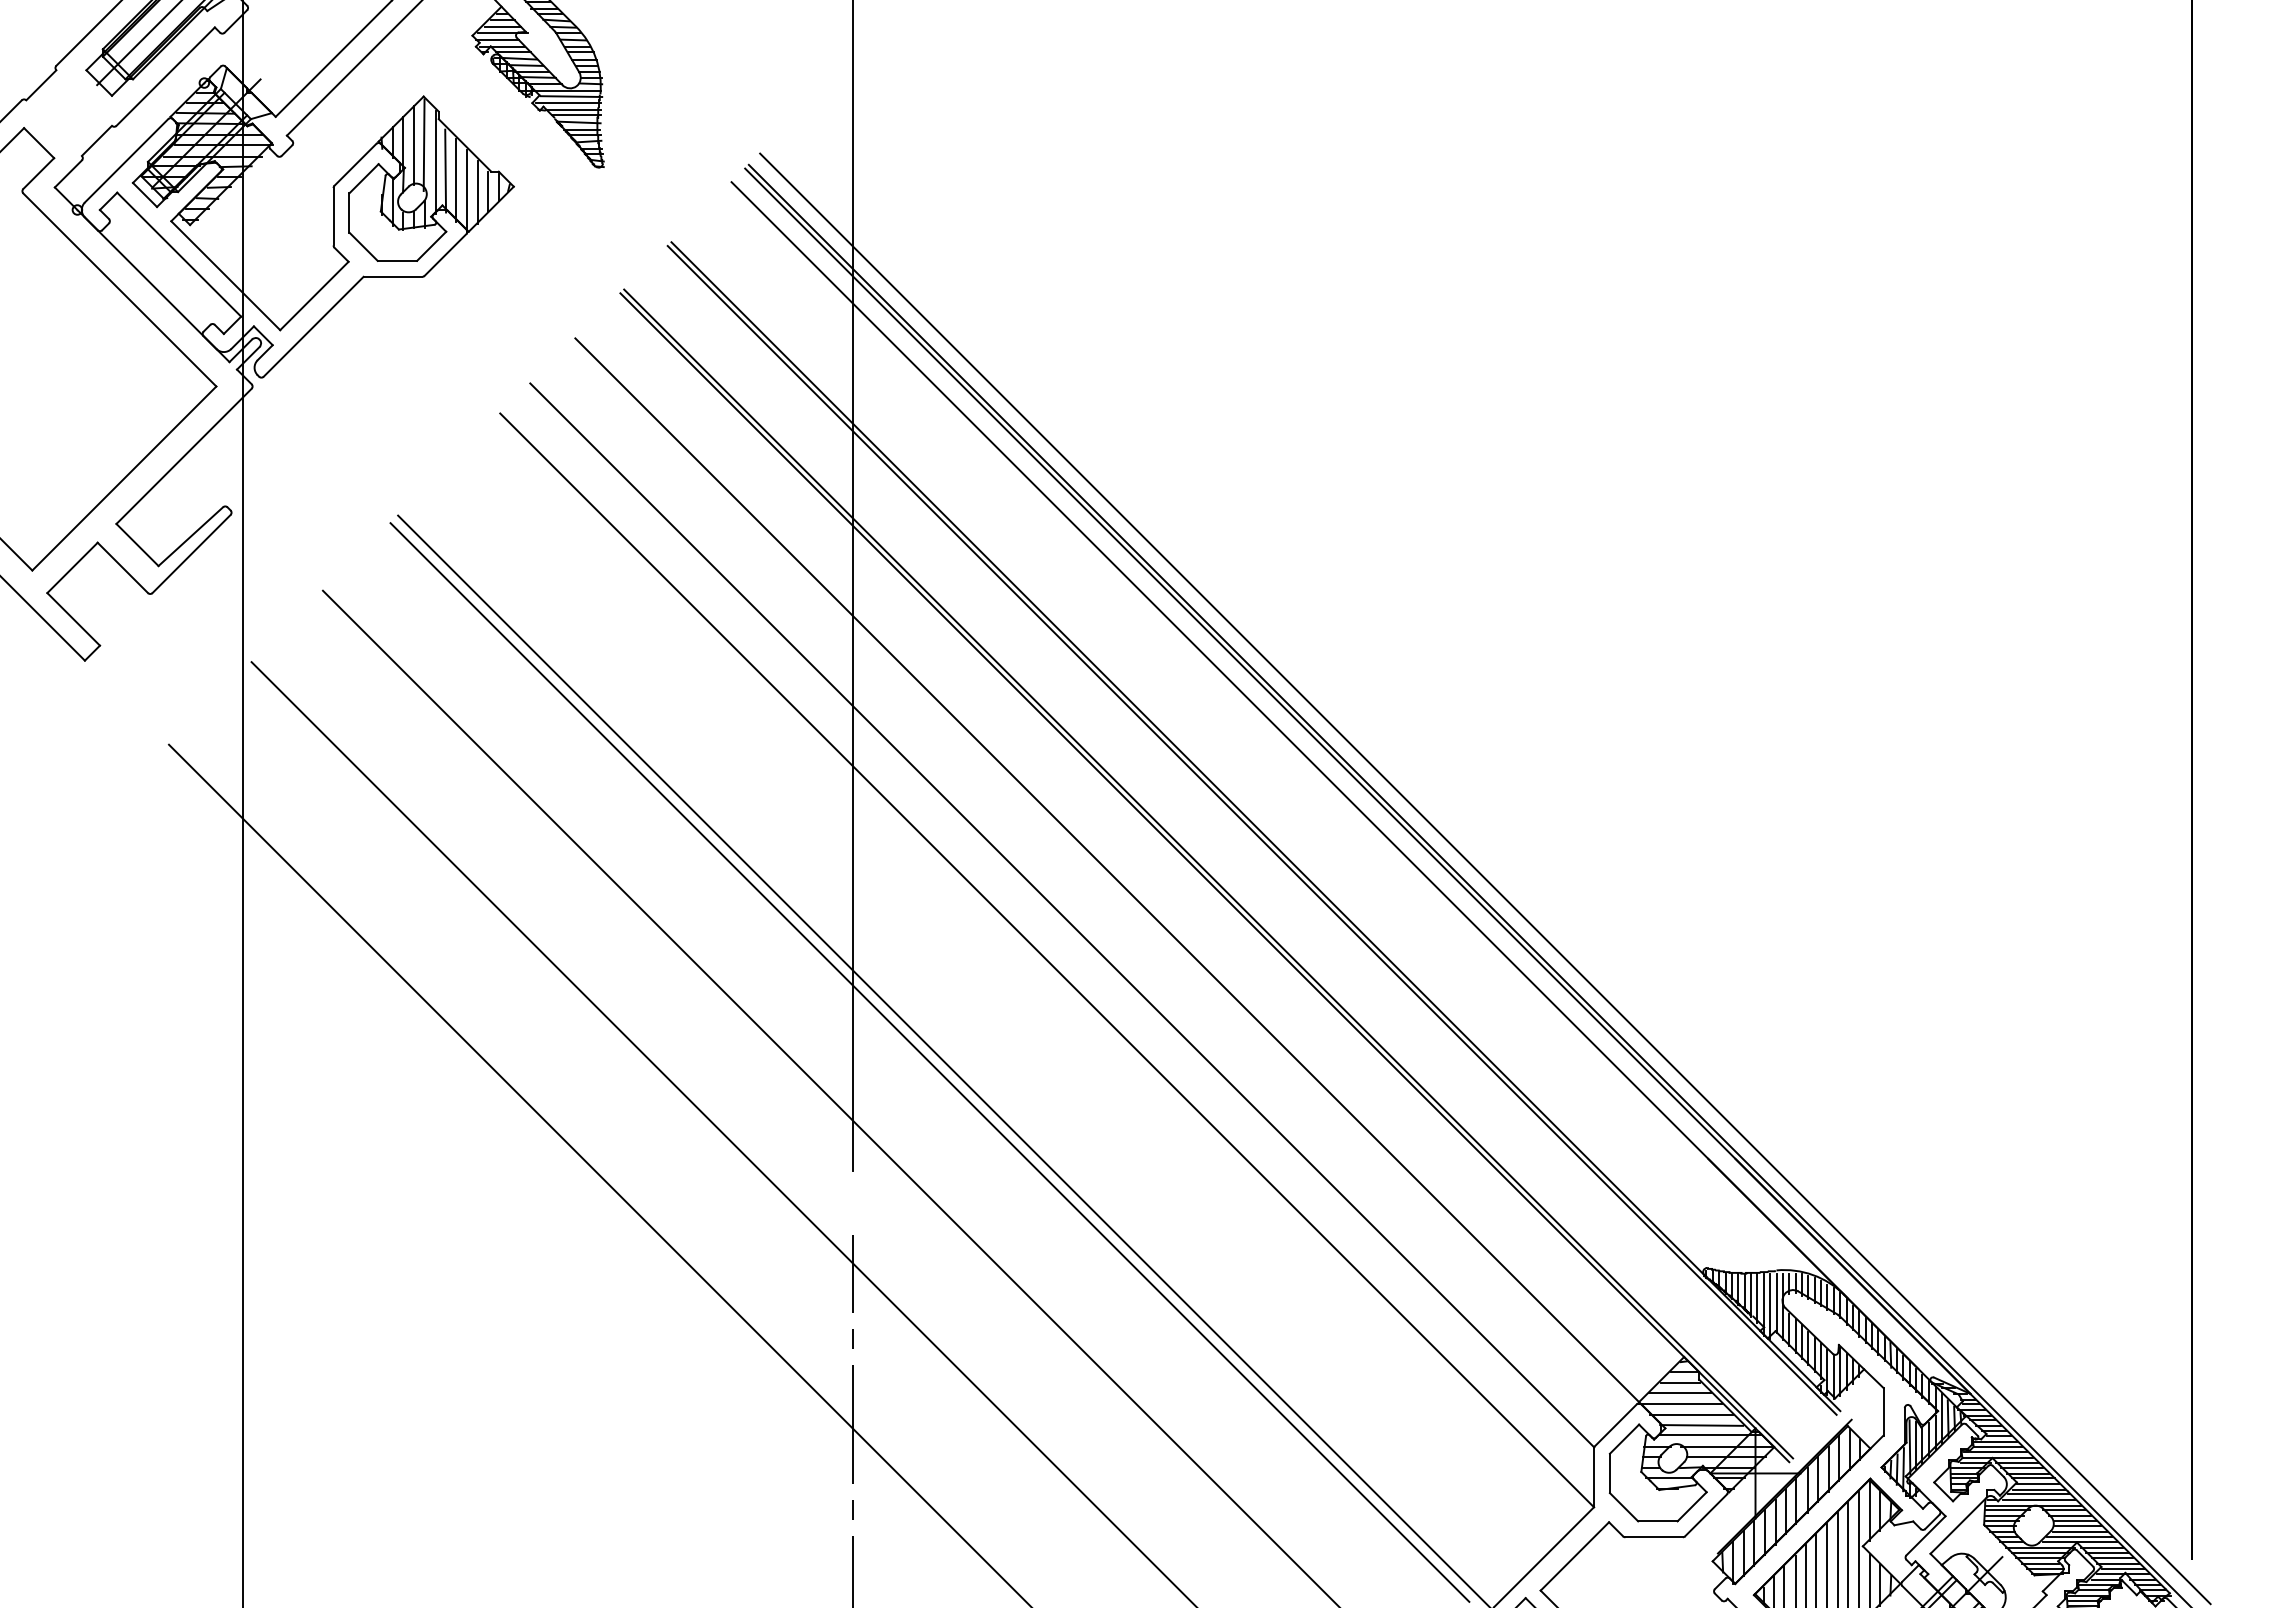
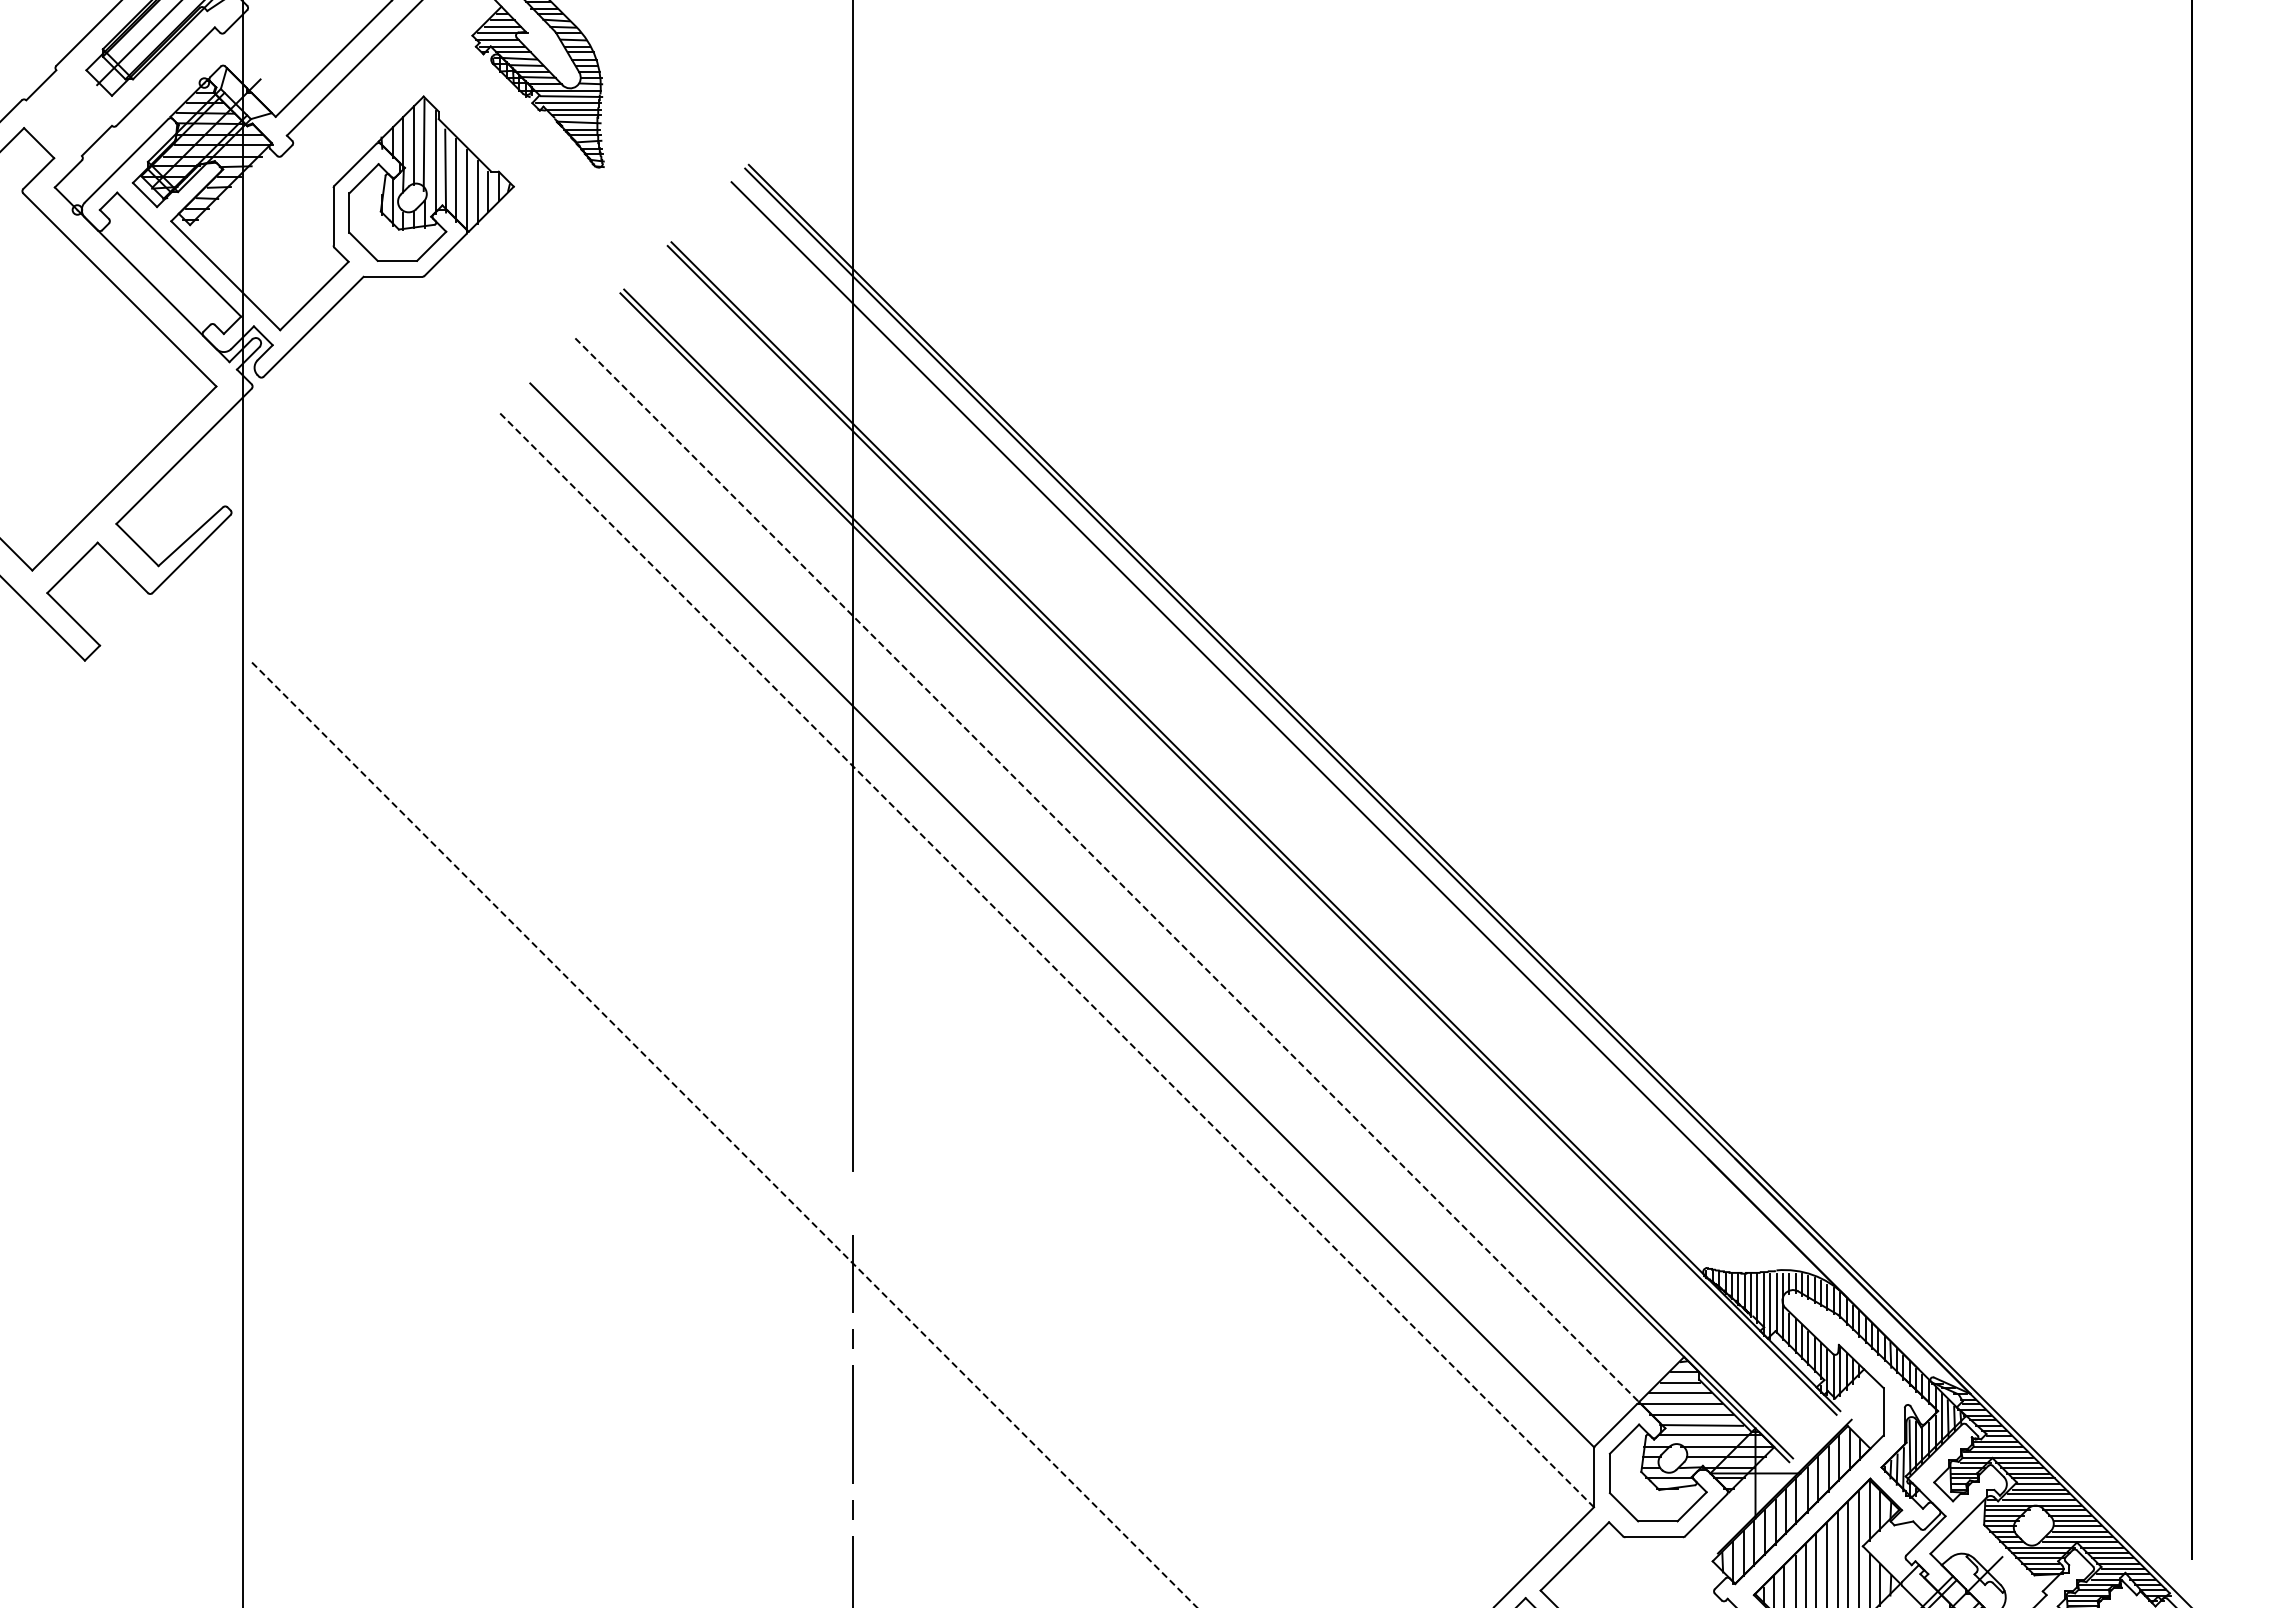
line: solid -> dashed (1107, 870)
line: present -> none (1485, 878)
line: solid -> dashed (1047, 960)
line: present -> none (942, 1059)
line: present -> none (929, 1062)
line: present -> none (829, 1097)
line: solid -> dashed (724, 1135)
line: present -> none (599, 1174)
